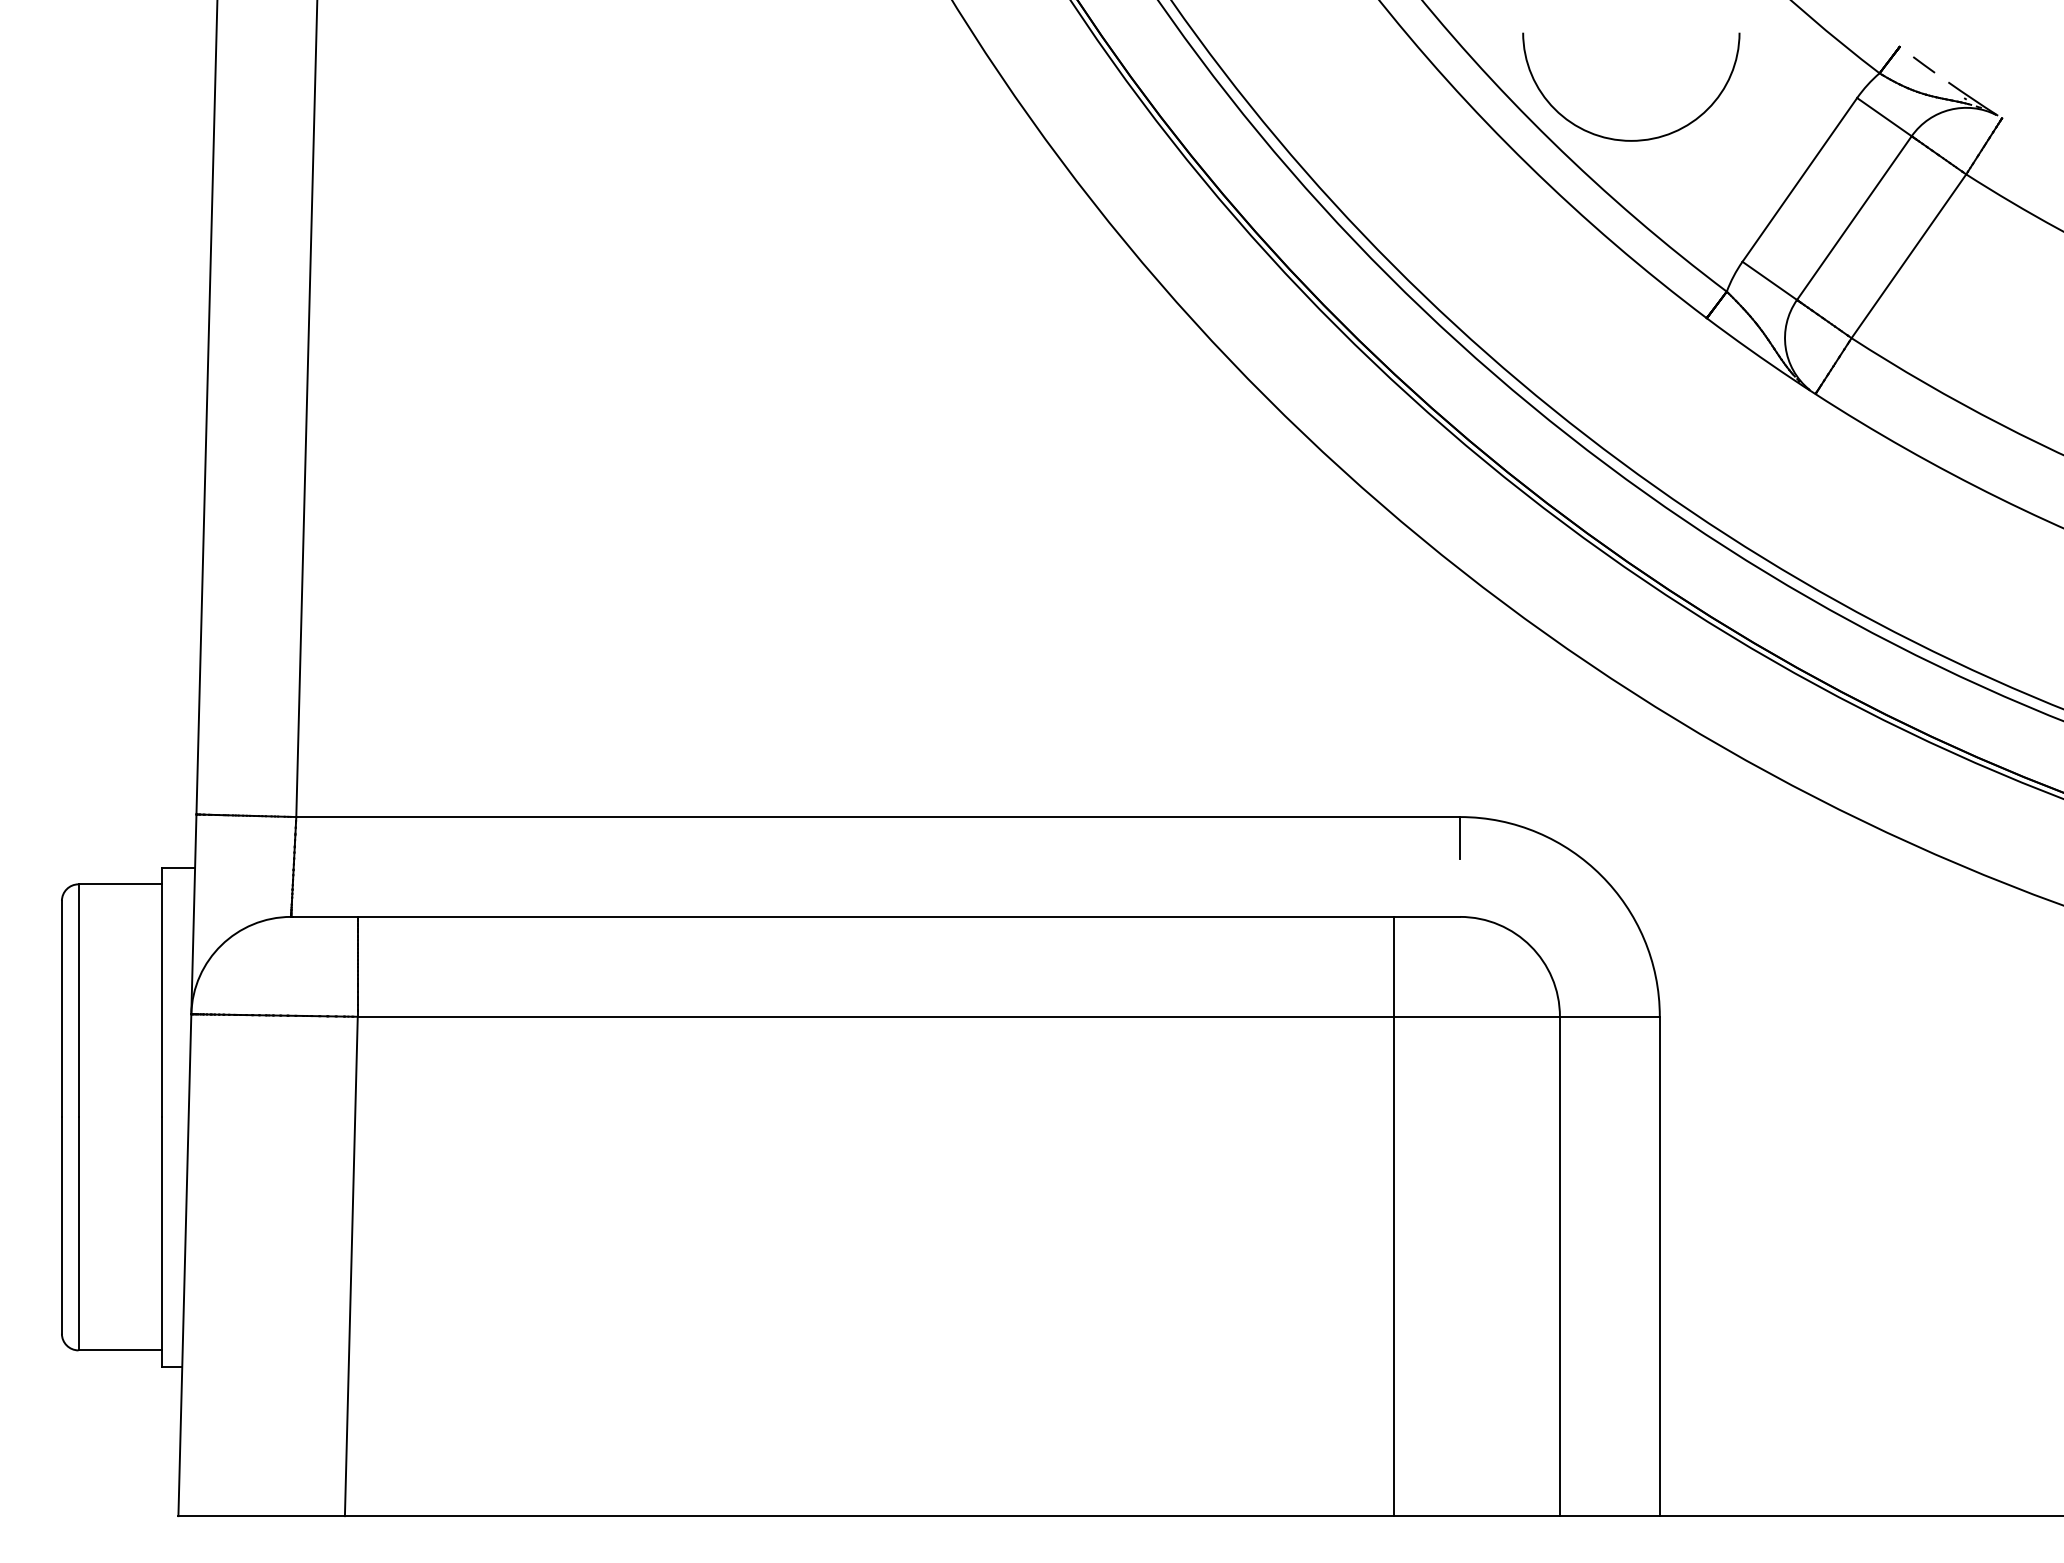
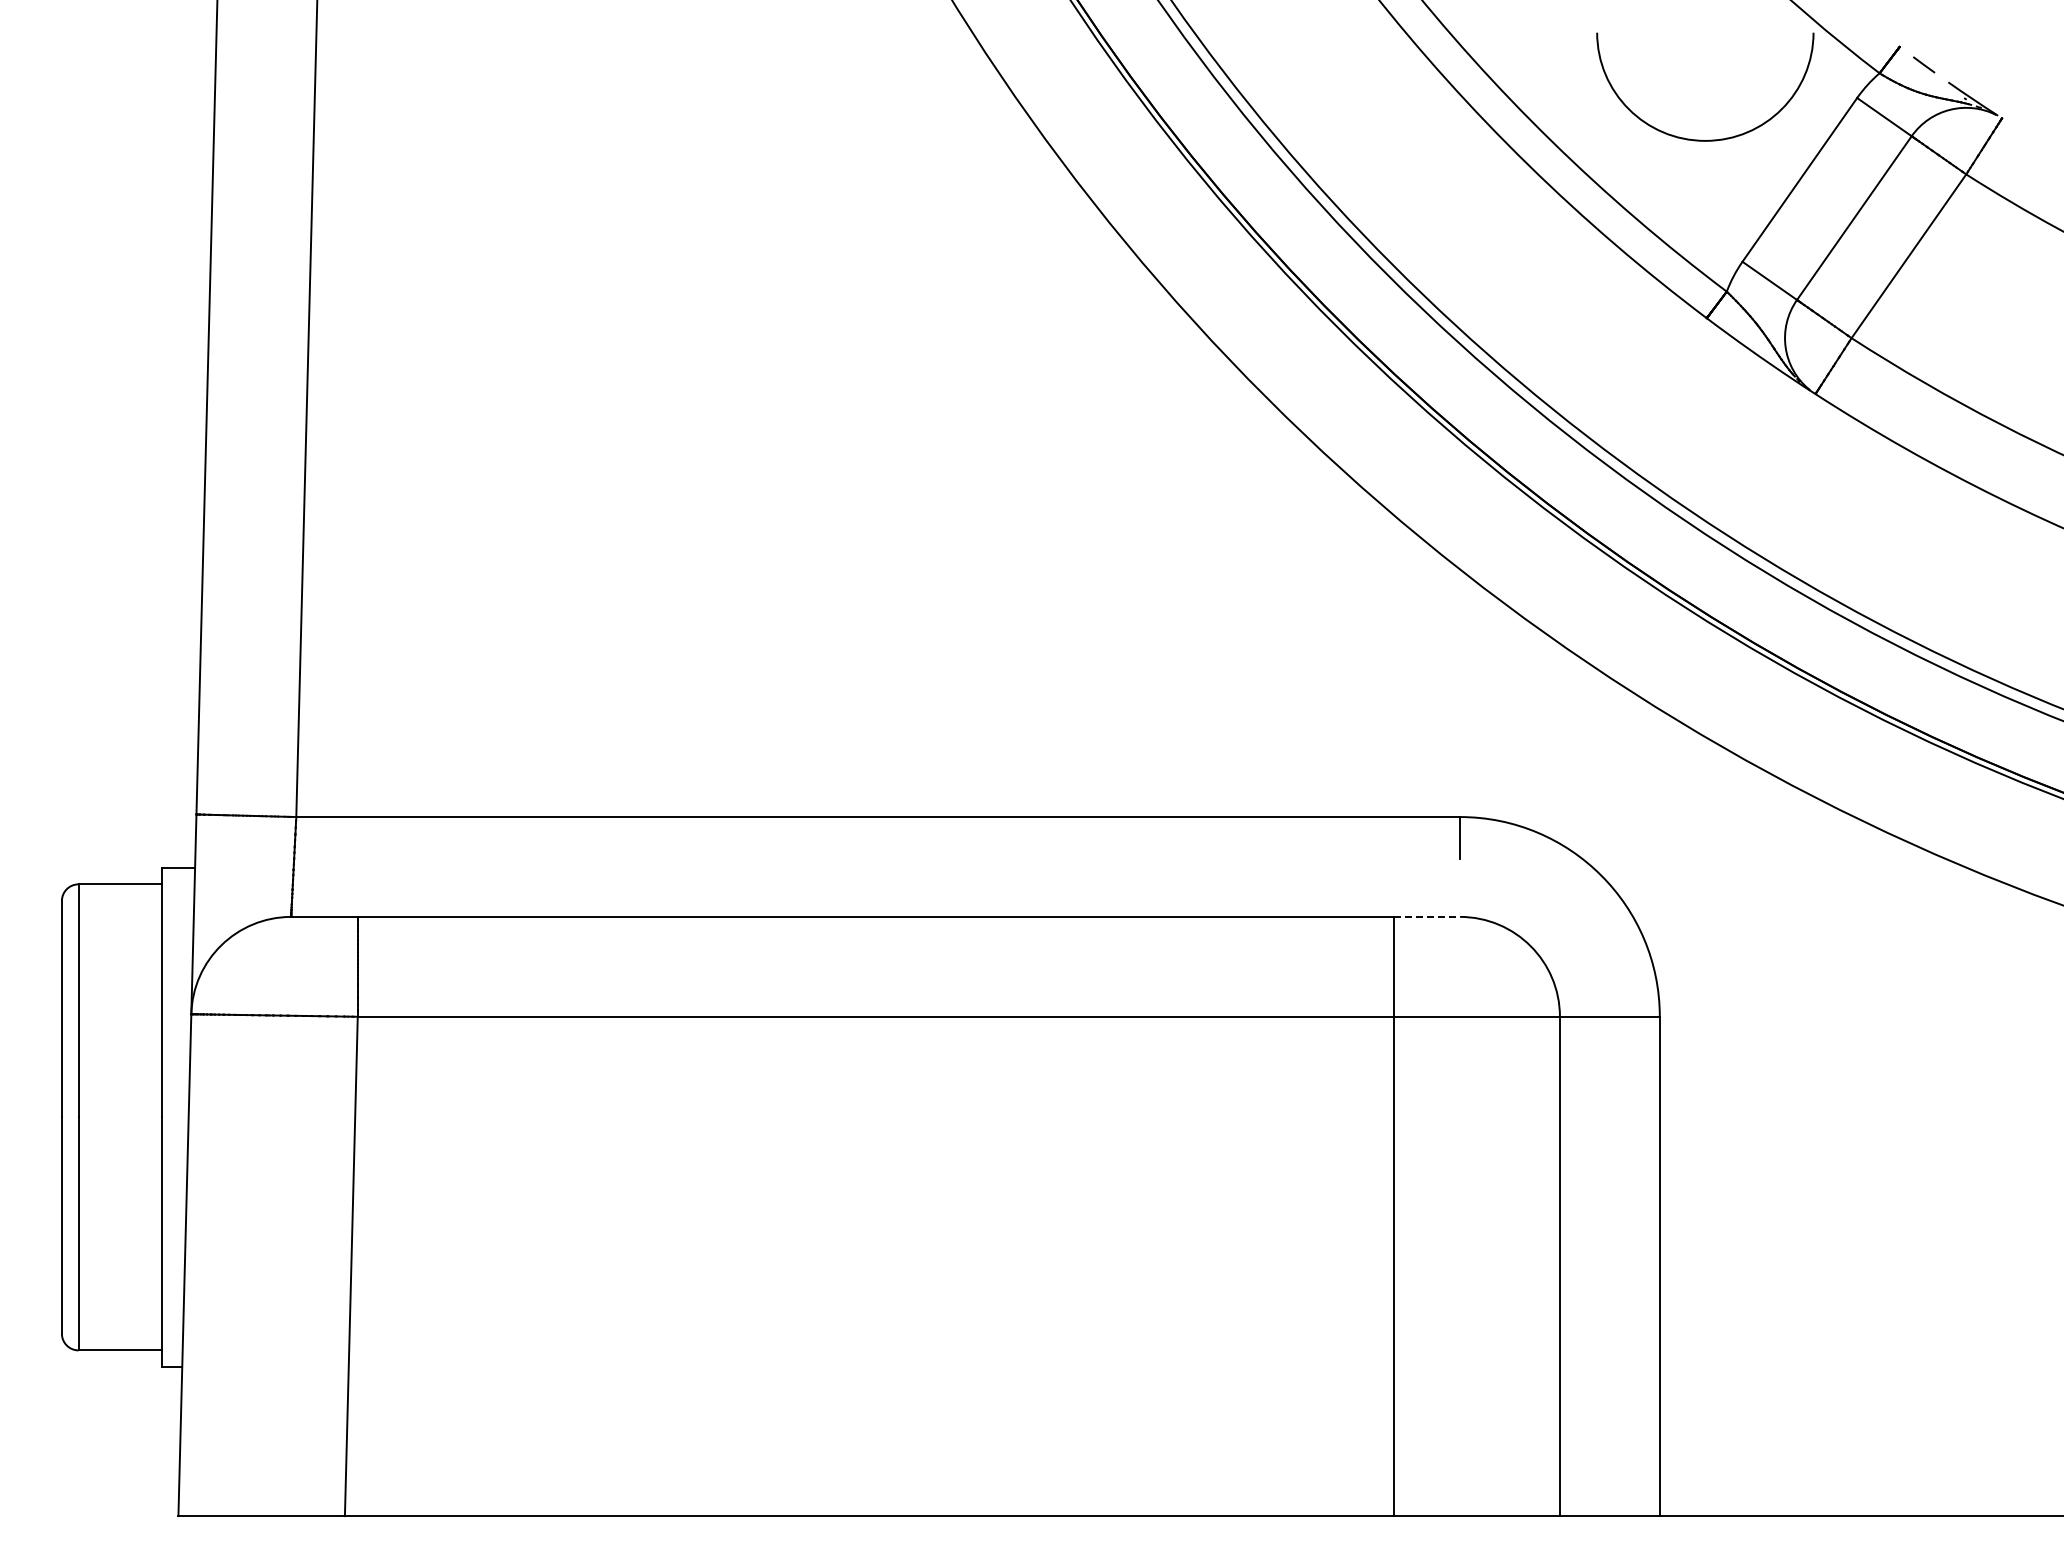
arc position: (1627, 139) -> (1701, 139) (1701, 139)
line: solid -> dashed (1427, 916)
